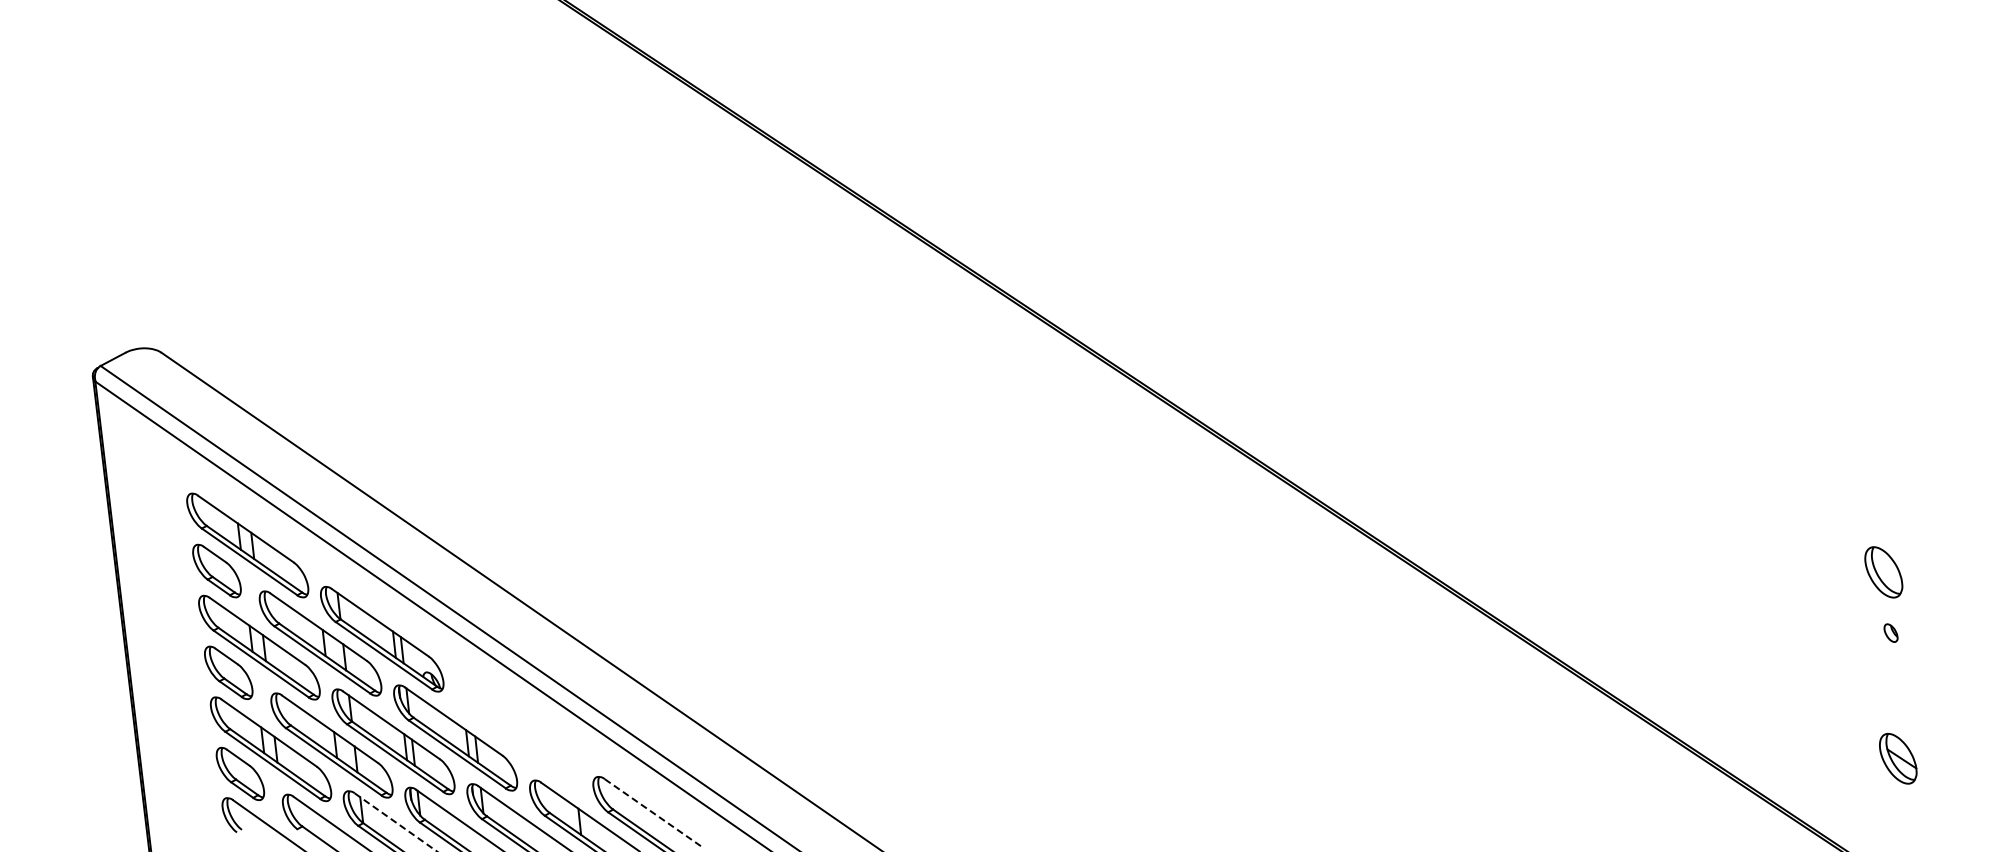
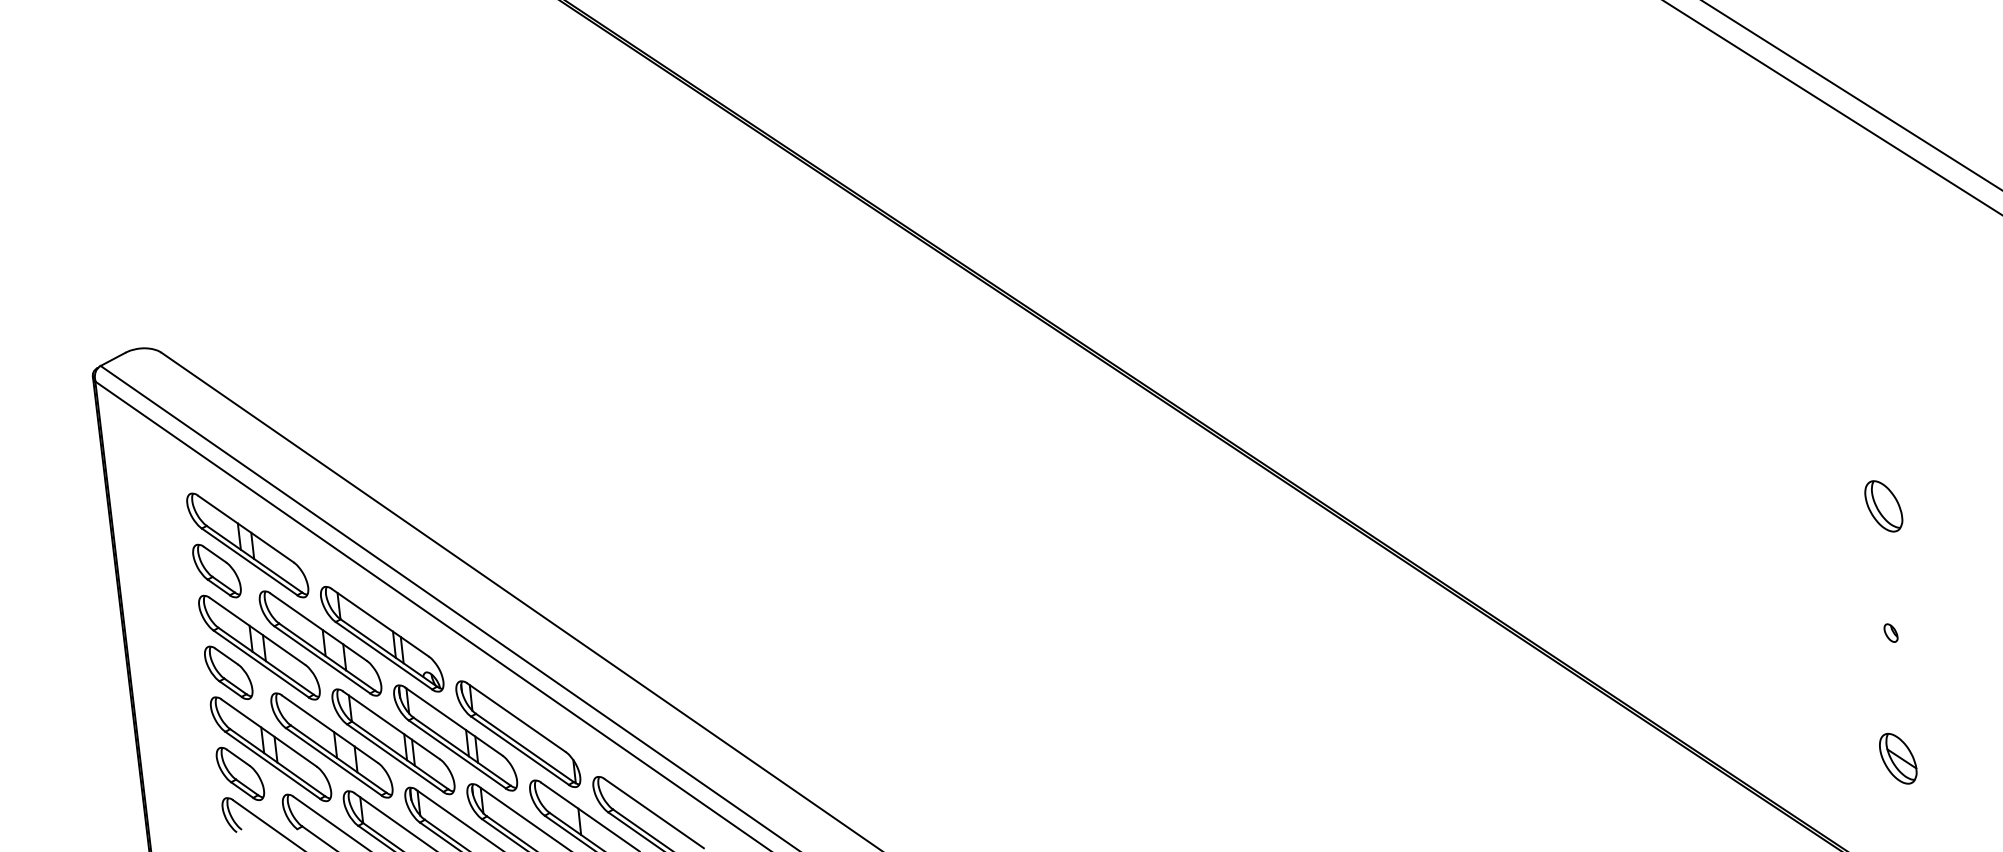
line: none -> present (1851, 95)
line: none -> present (1832, 107)
part position: (1883, 572) -> (1883, 506) (1883, 506)
part: none -> present (518, 733)
line: dashed -> solid (654, 814)
line: dashed -> solid (396, 822)
